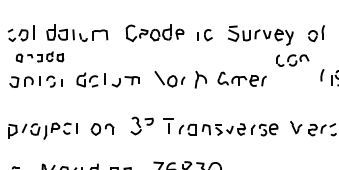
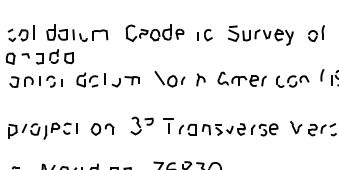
part size: 50x12 px -> 70x16 px (39, 56)
part position: (292, 60) -> (292, 81) (292, 81)
part size: 14x19 px -> 10x14 px (200, 79)
